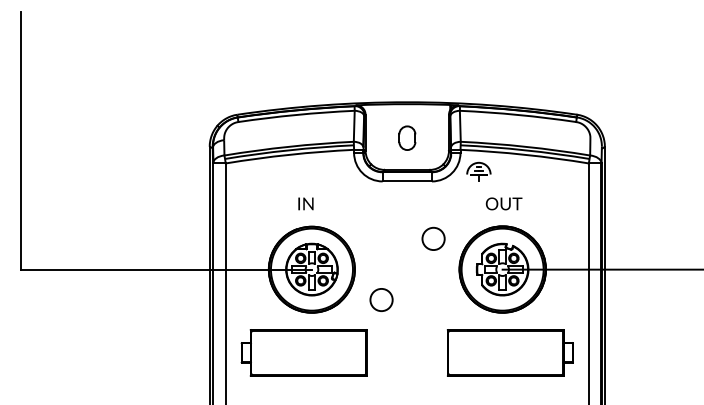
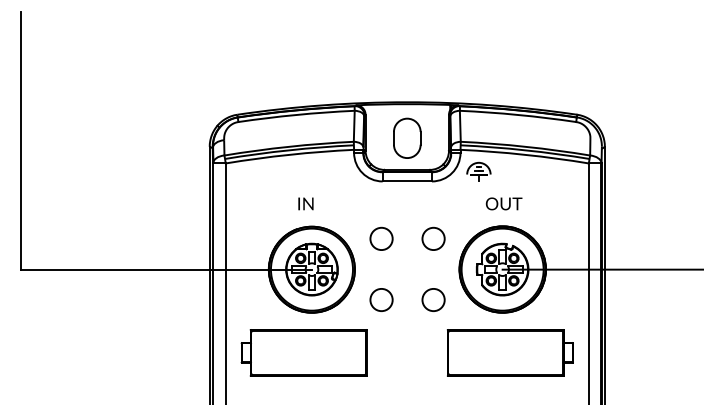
part size: 19x26 px -> 29x42 px (407, 137)
circle: none -> present (381, 238)
circle: none -> present (433, 299)
